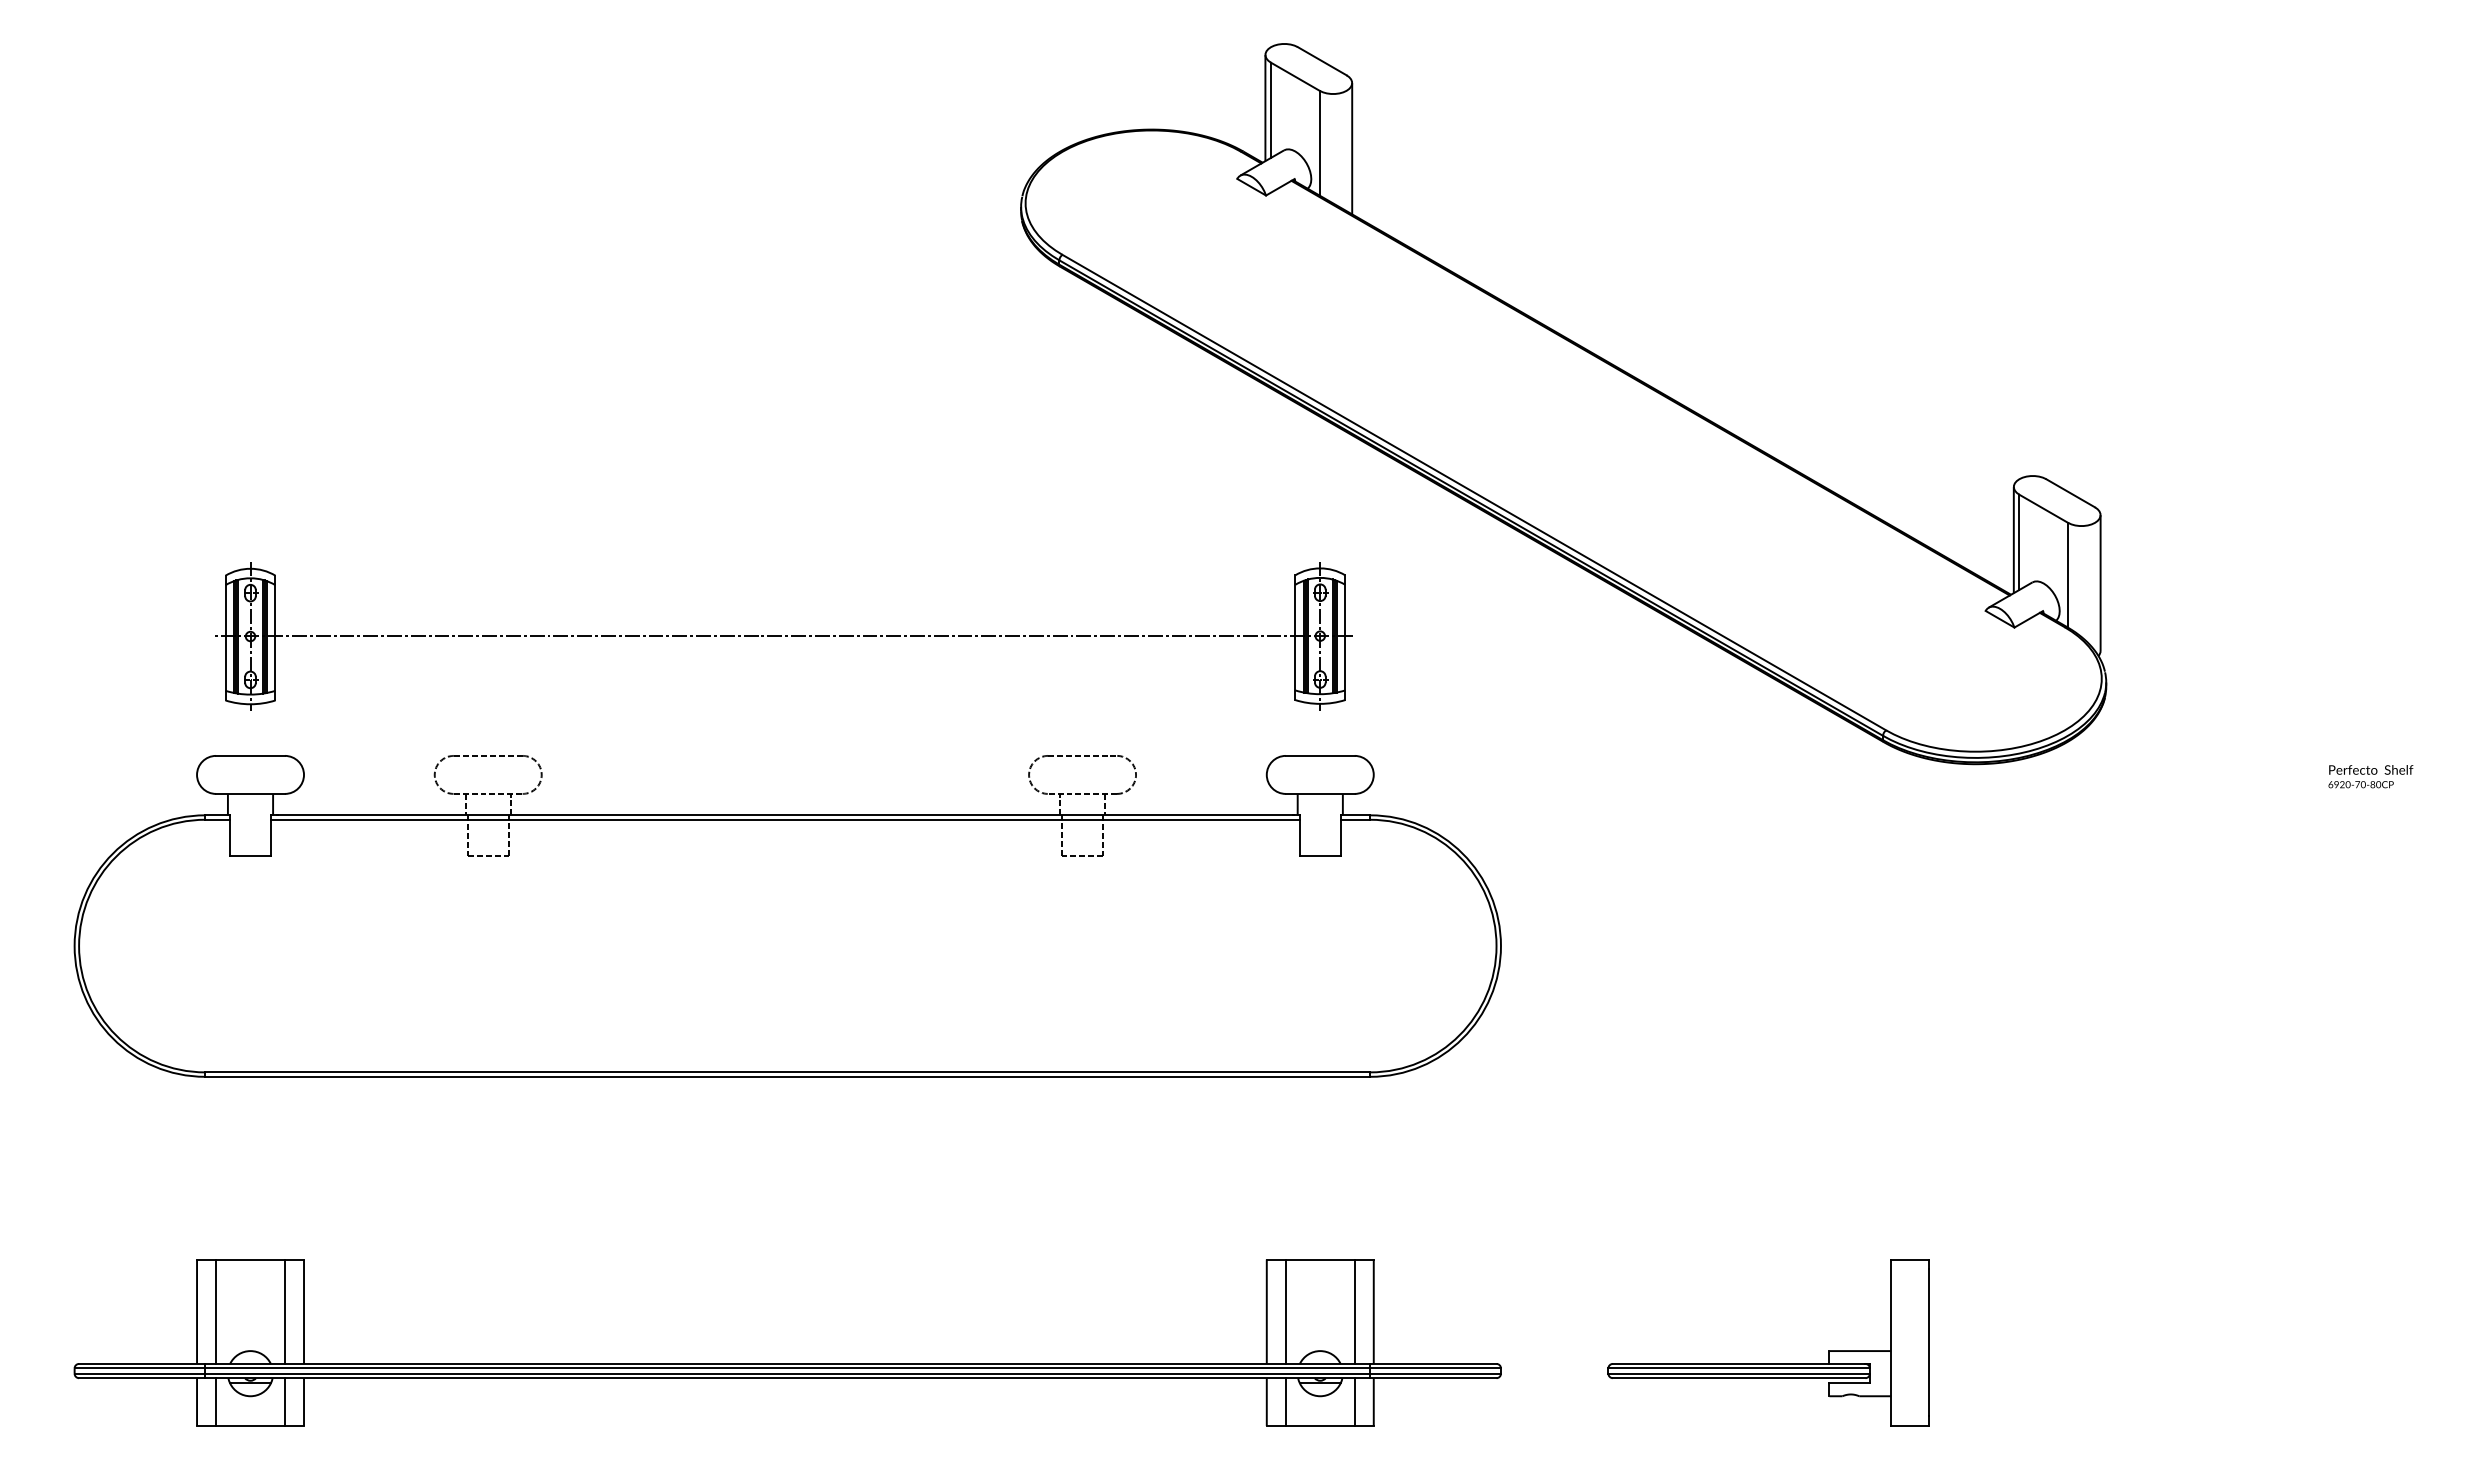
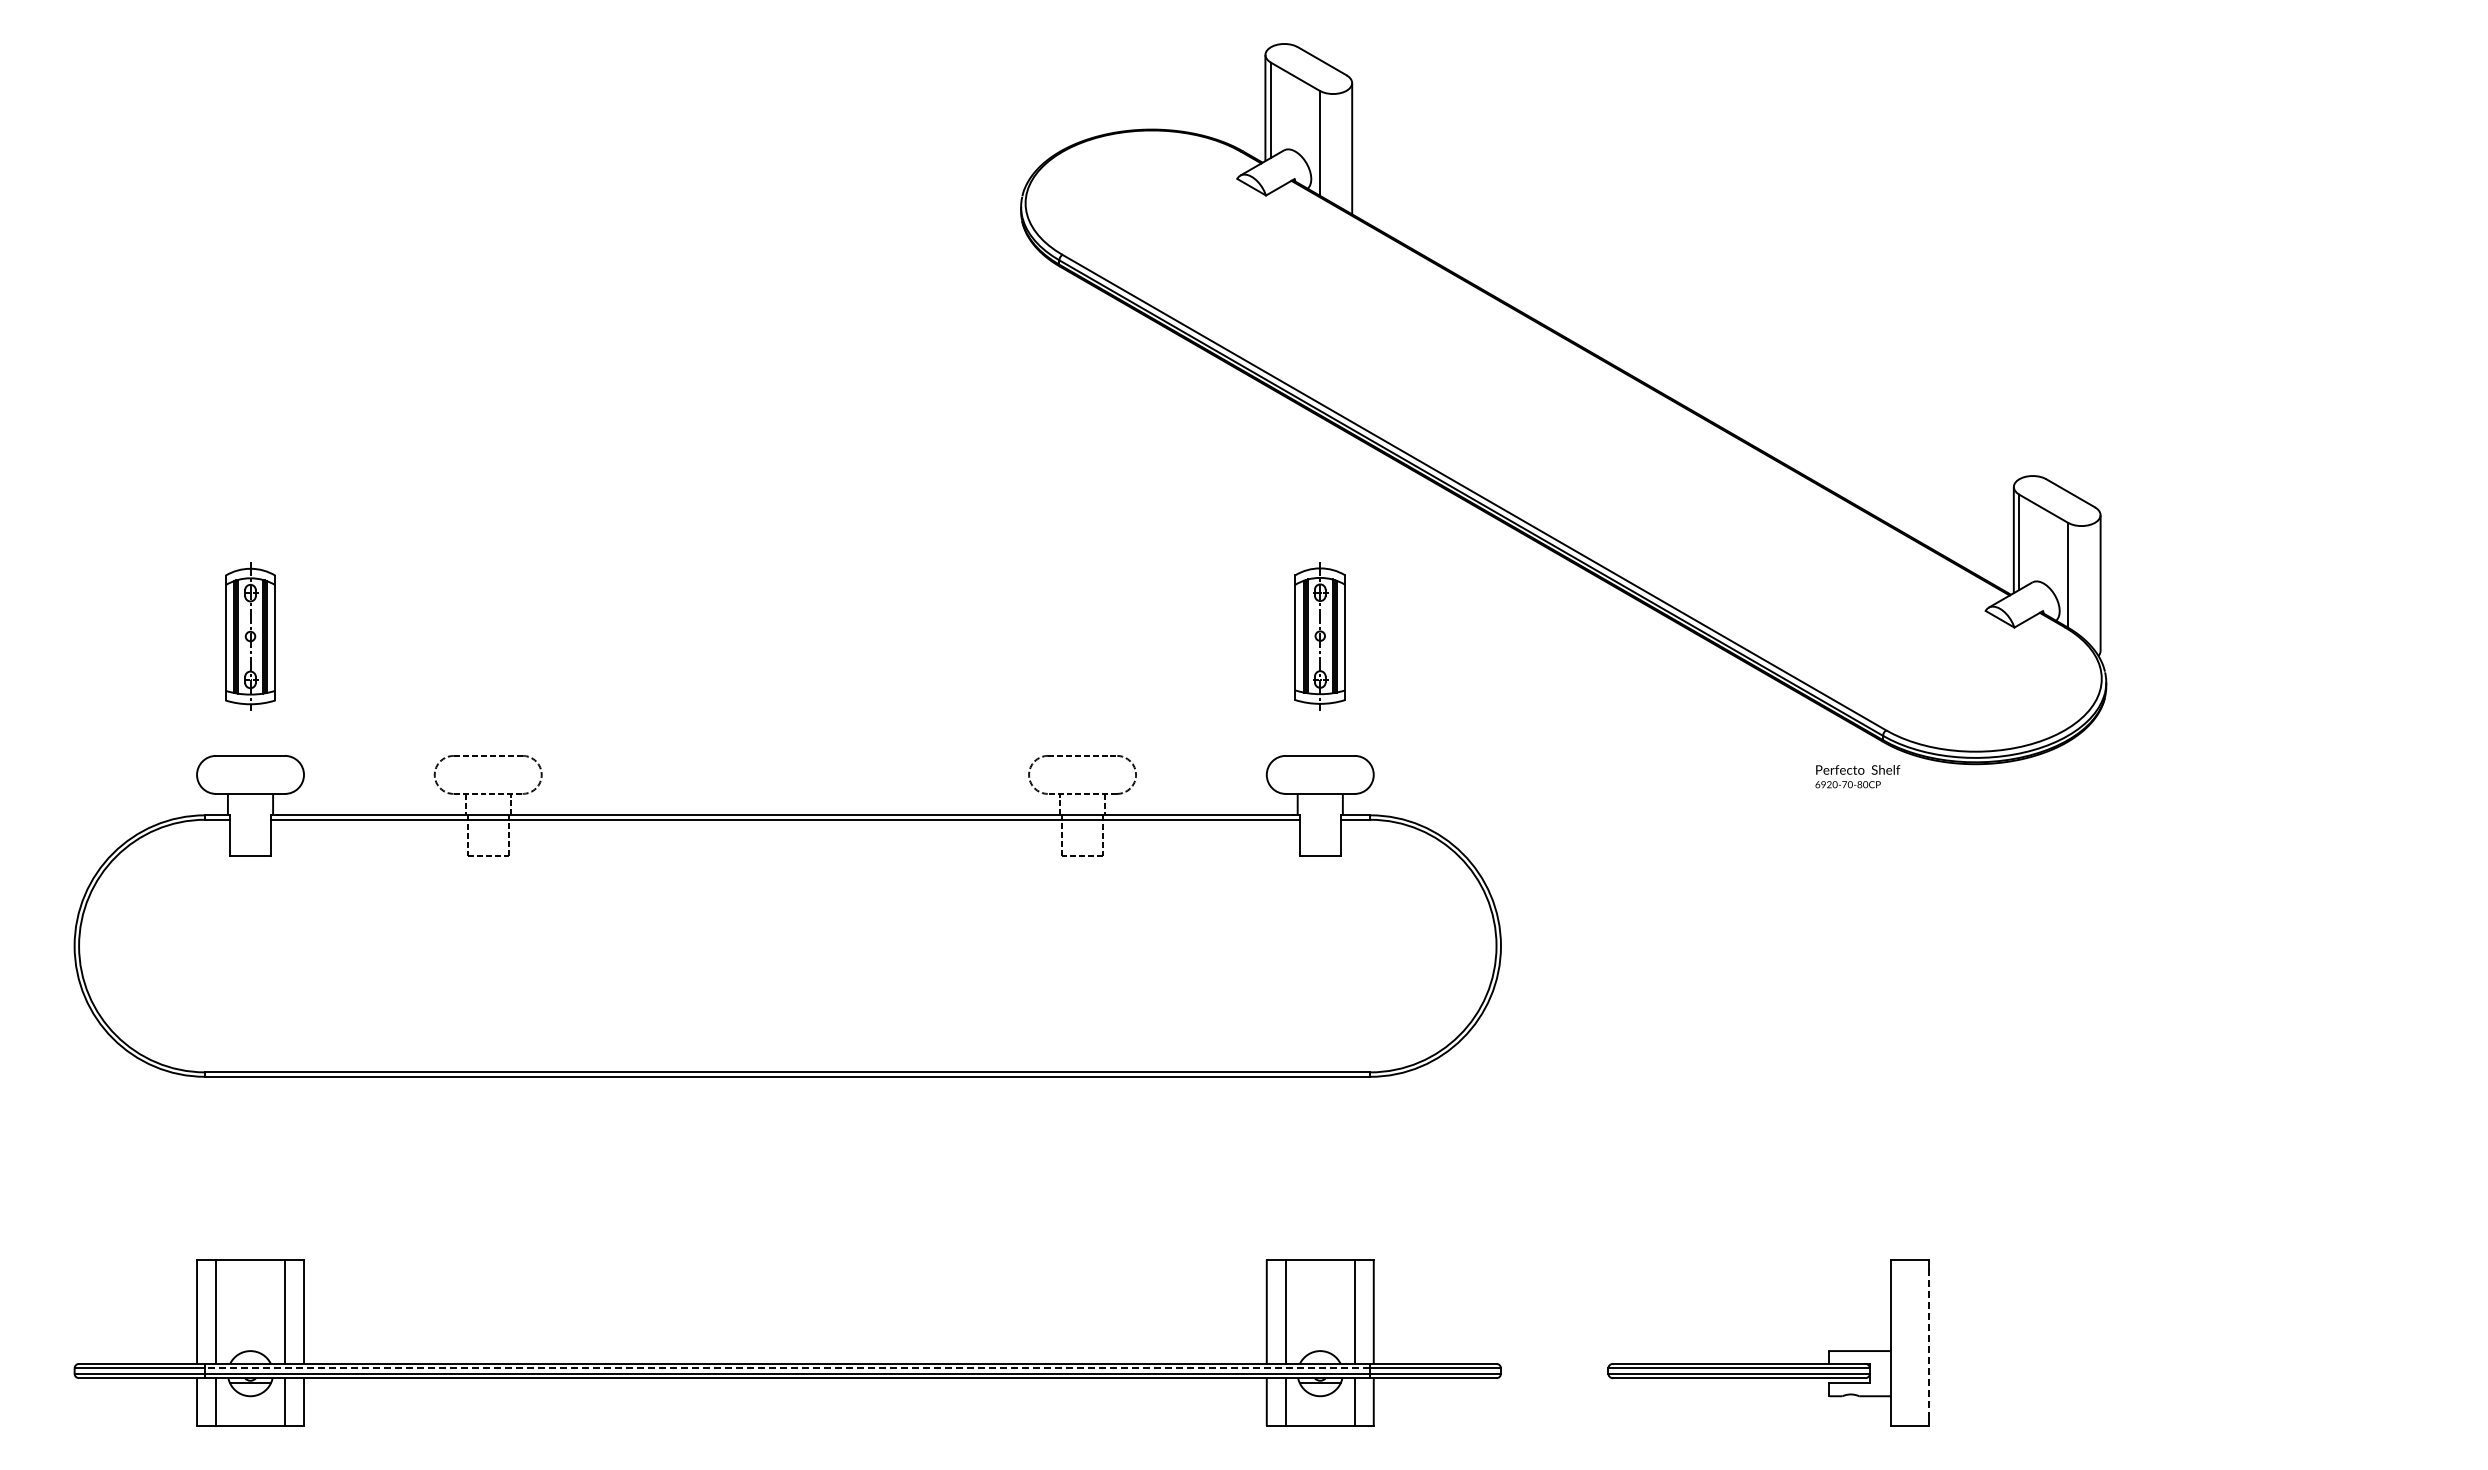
line: present -> none (782, 636)
text position: (2370, 776) -> (1857, 776) (1857, 776)
line: solid -> dashed (1929, 1342)
line: solid -> dashed (787, 1368)
